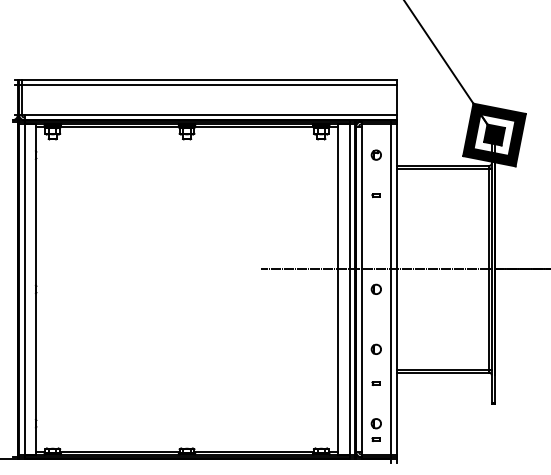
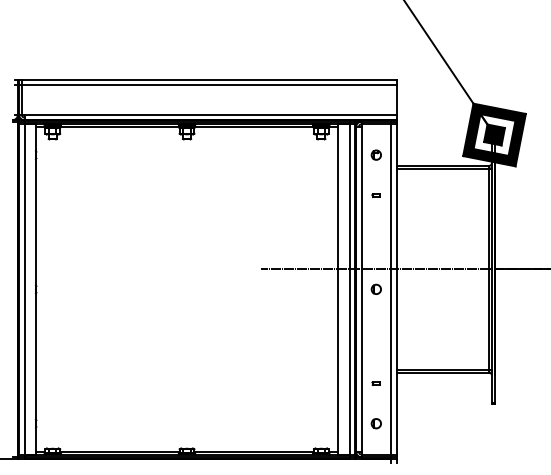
part: present -> none (375, 348)
part: present -> none (375, 439)
